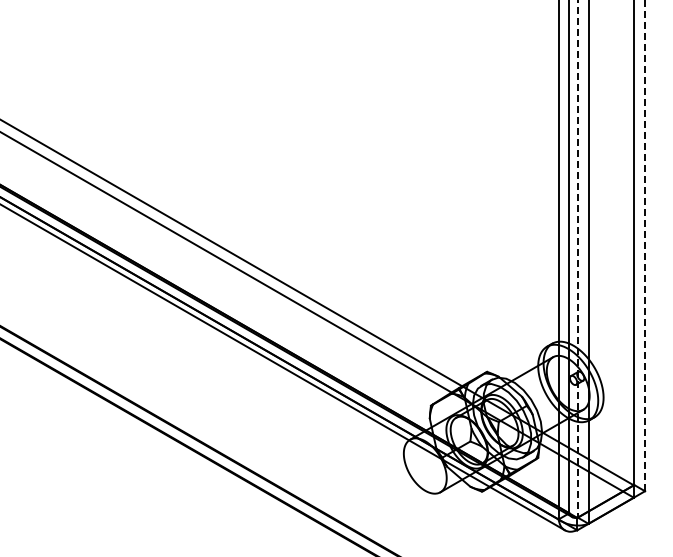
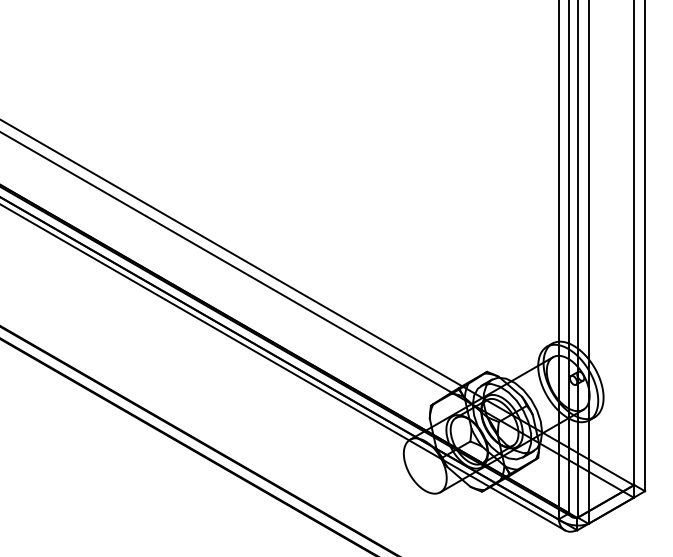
line: dashed -> solid (645, 245)
line: dashed -> solid (577, 259)
